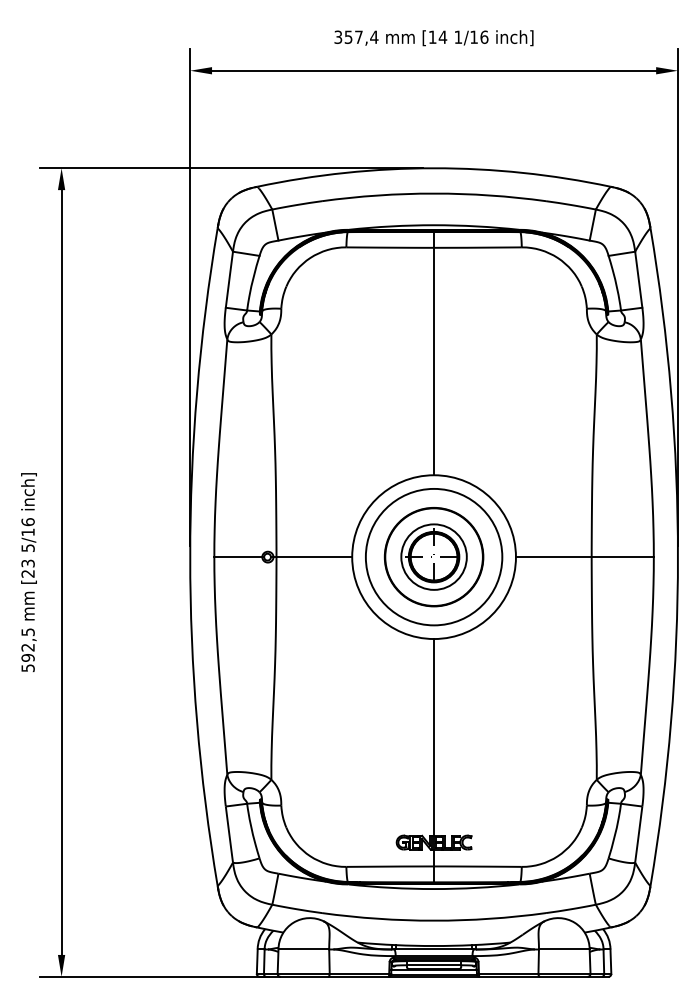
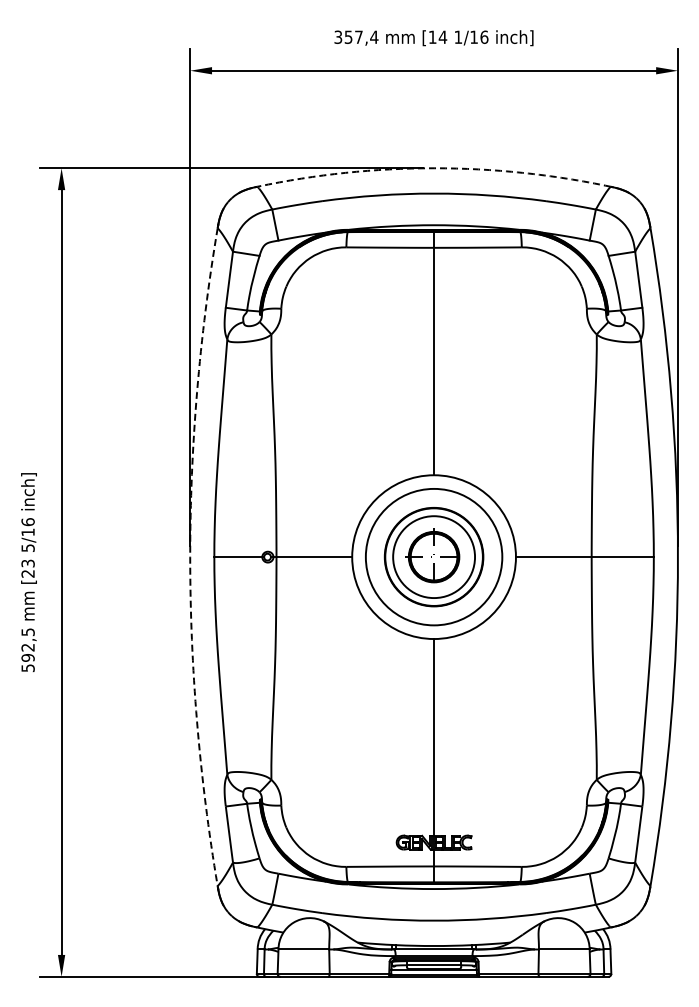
arc: solid -> dashed (434, 168)
circle diameter: 66 px -> 82 px (434, 557)
arc: solid -> dashed (190, 557)
